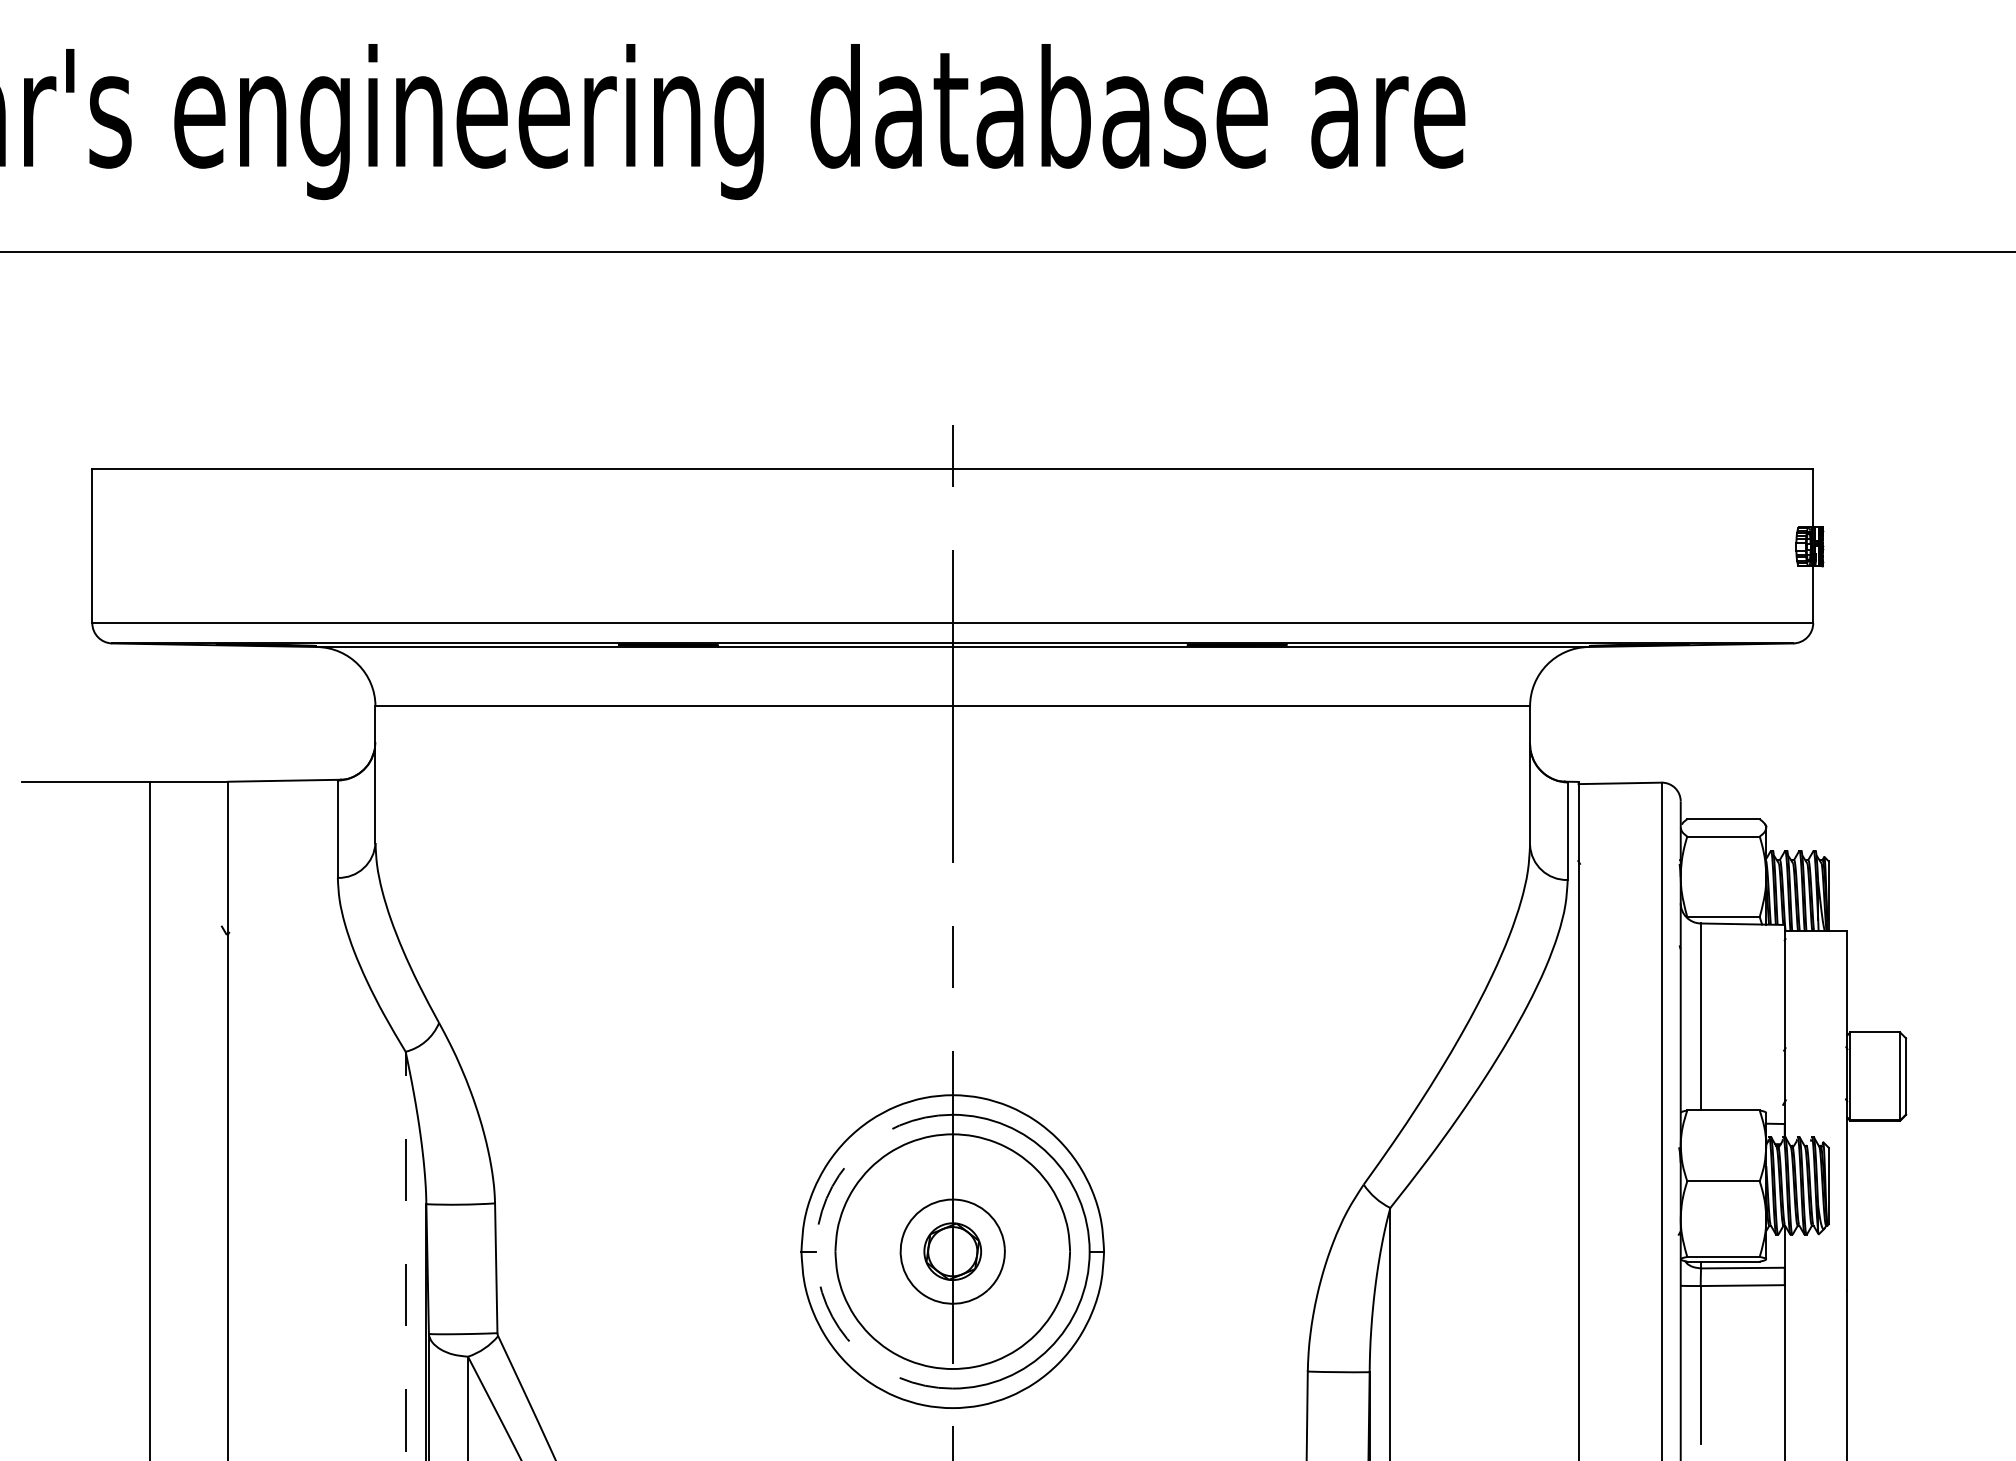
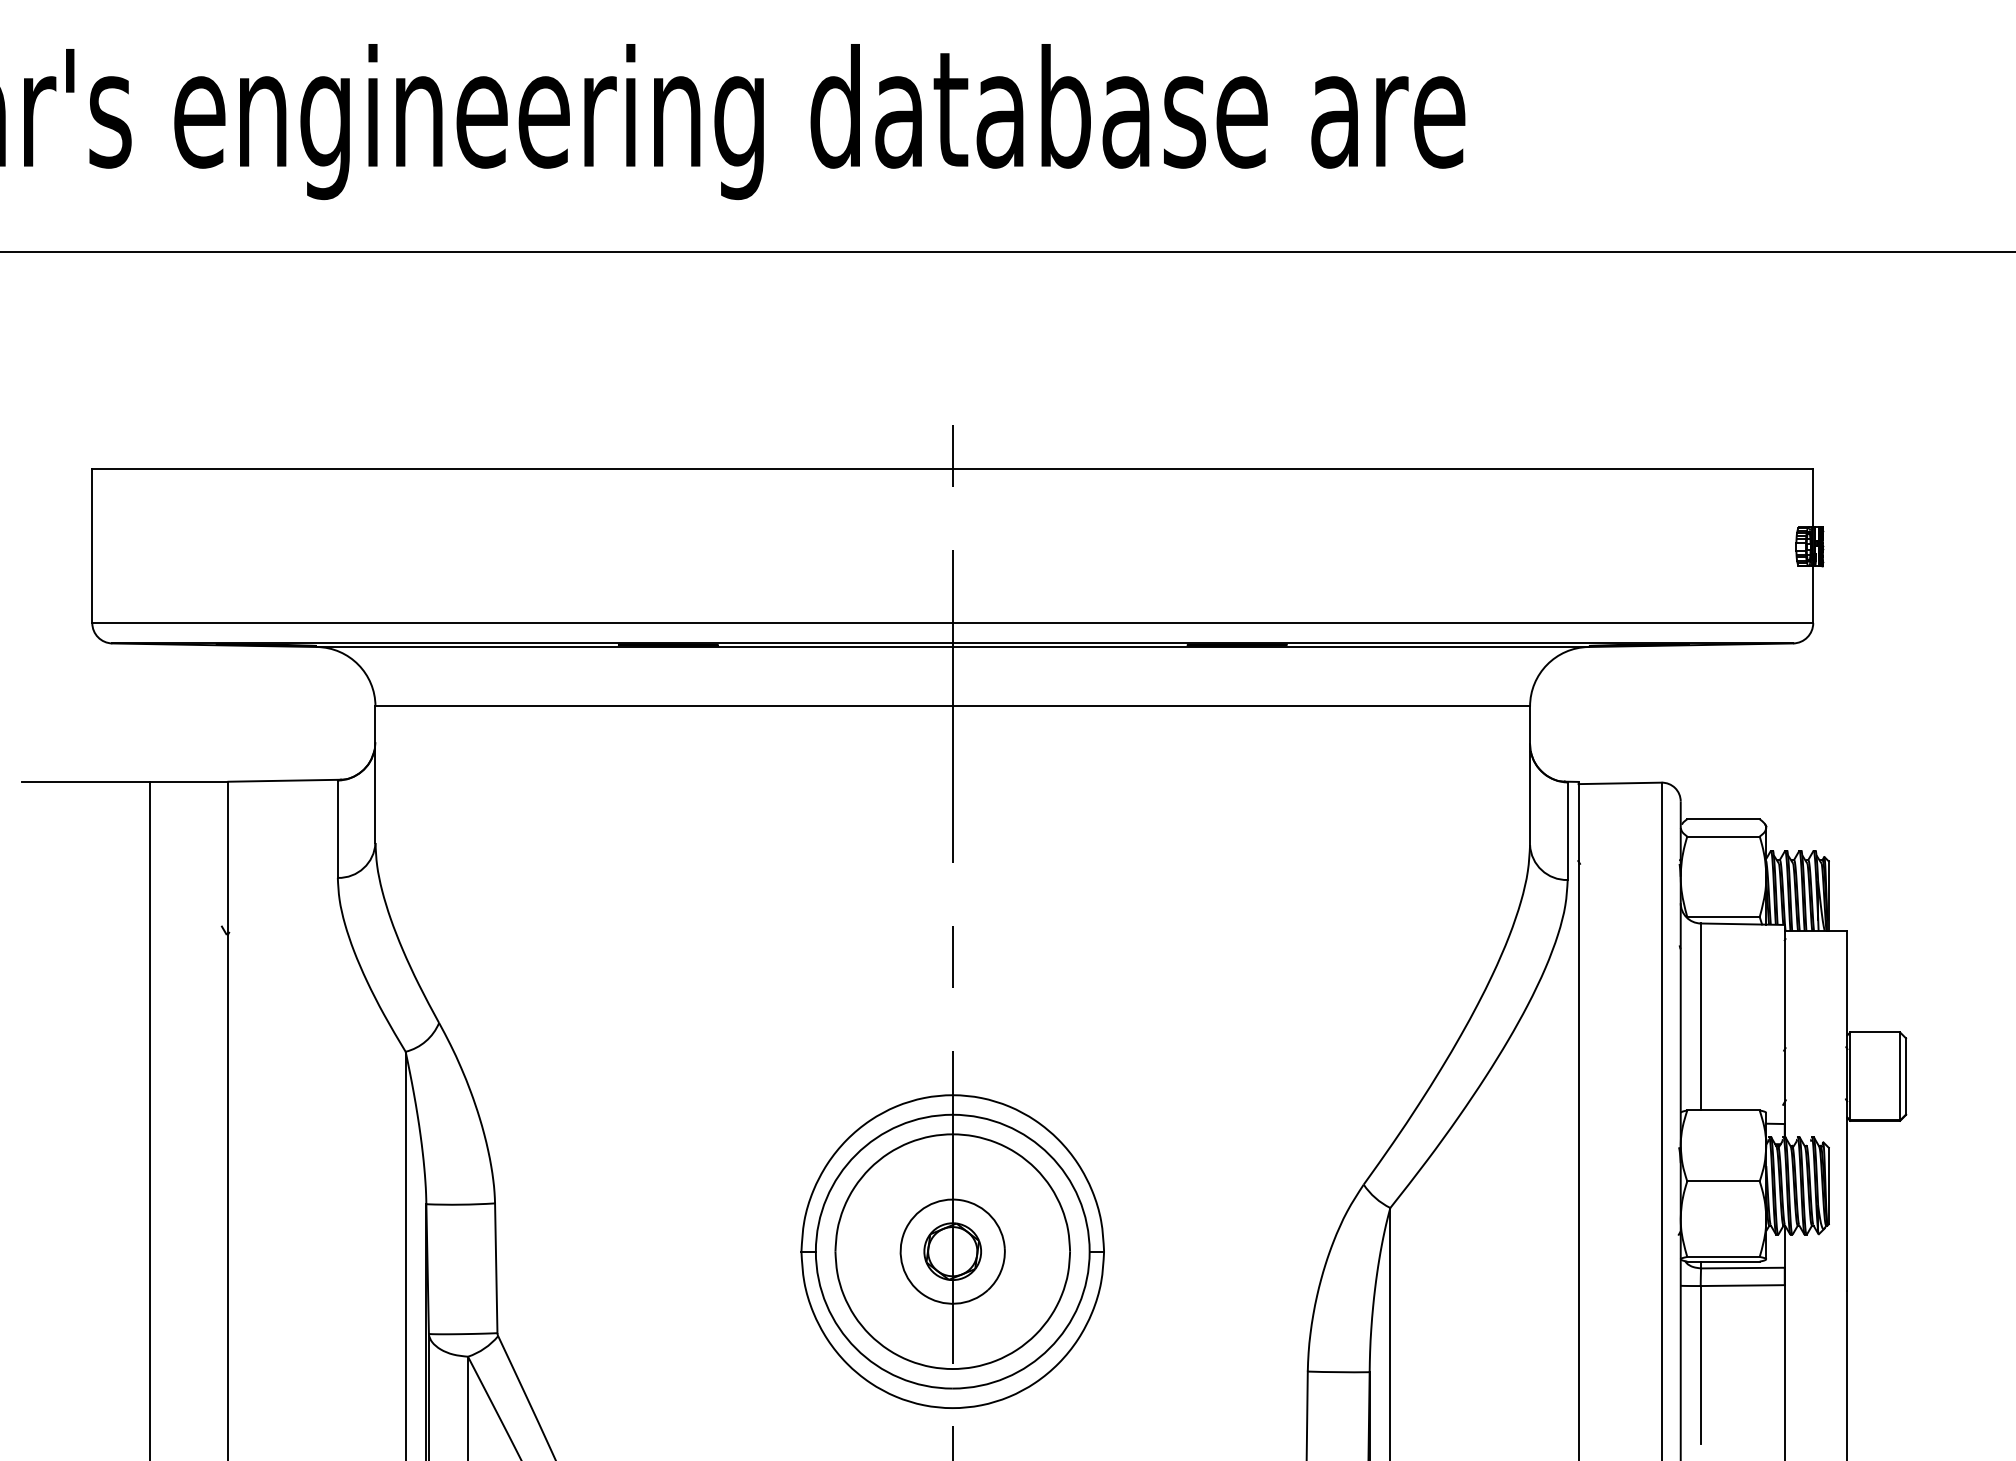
arc: dashed -> solid (815, 1251)
line: dashed -> solid (405, 1255)
